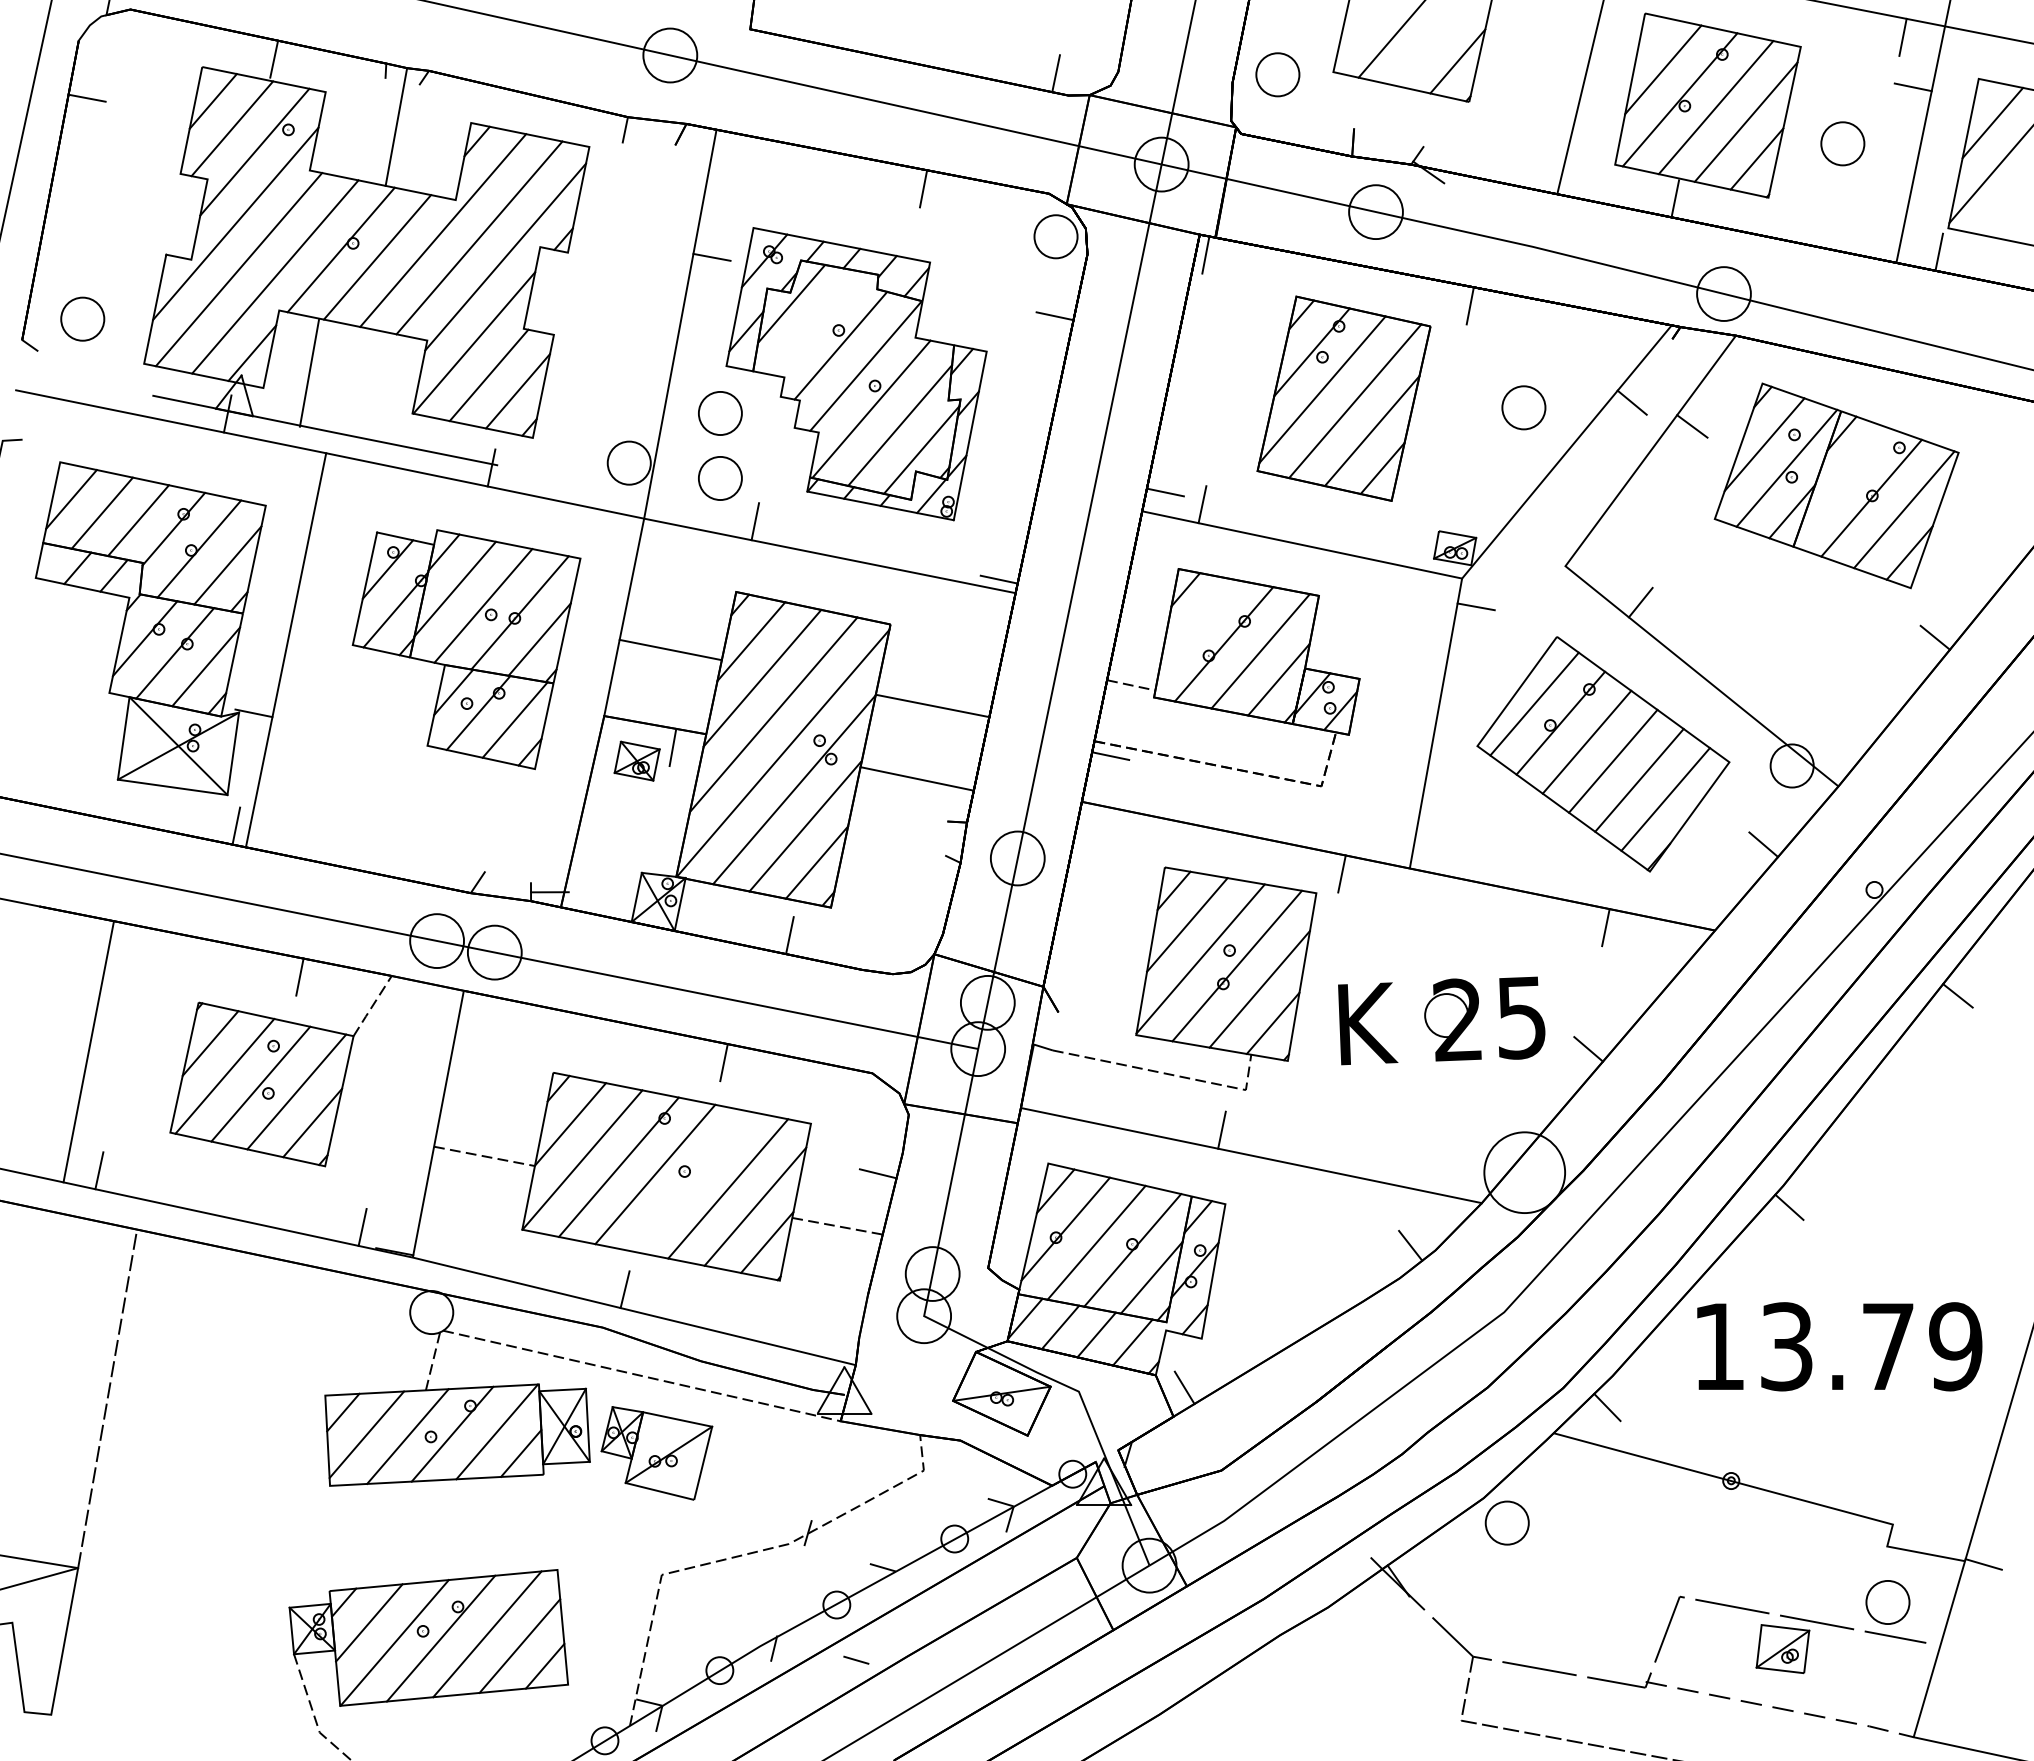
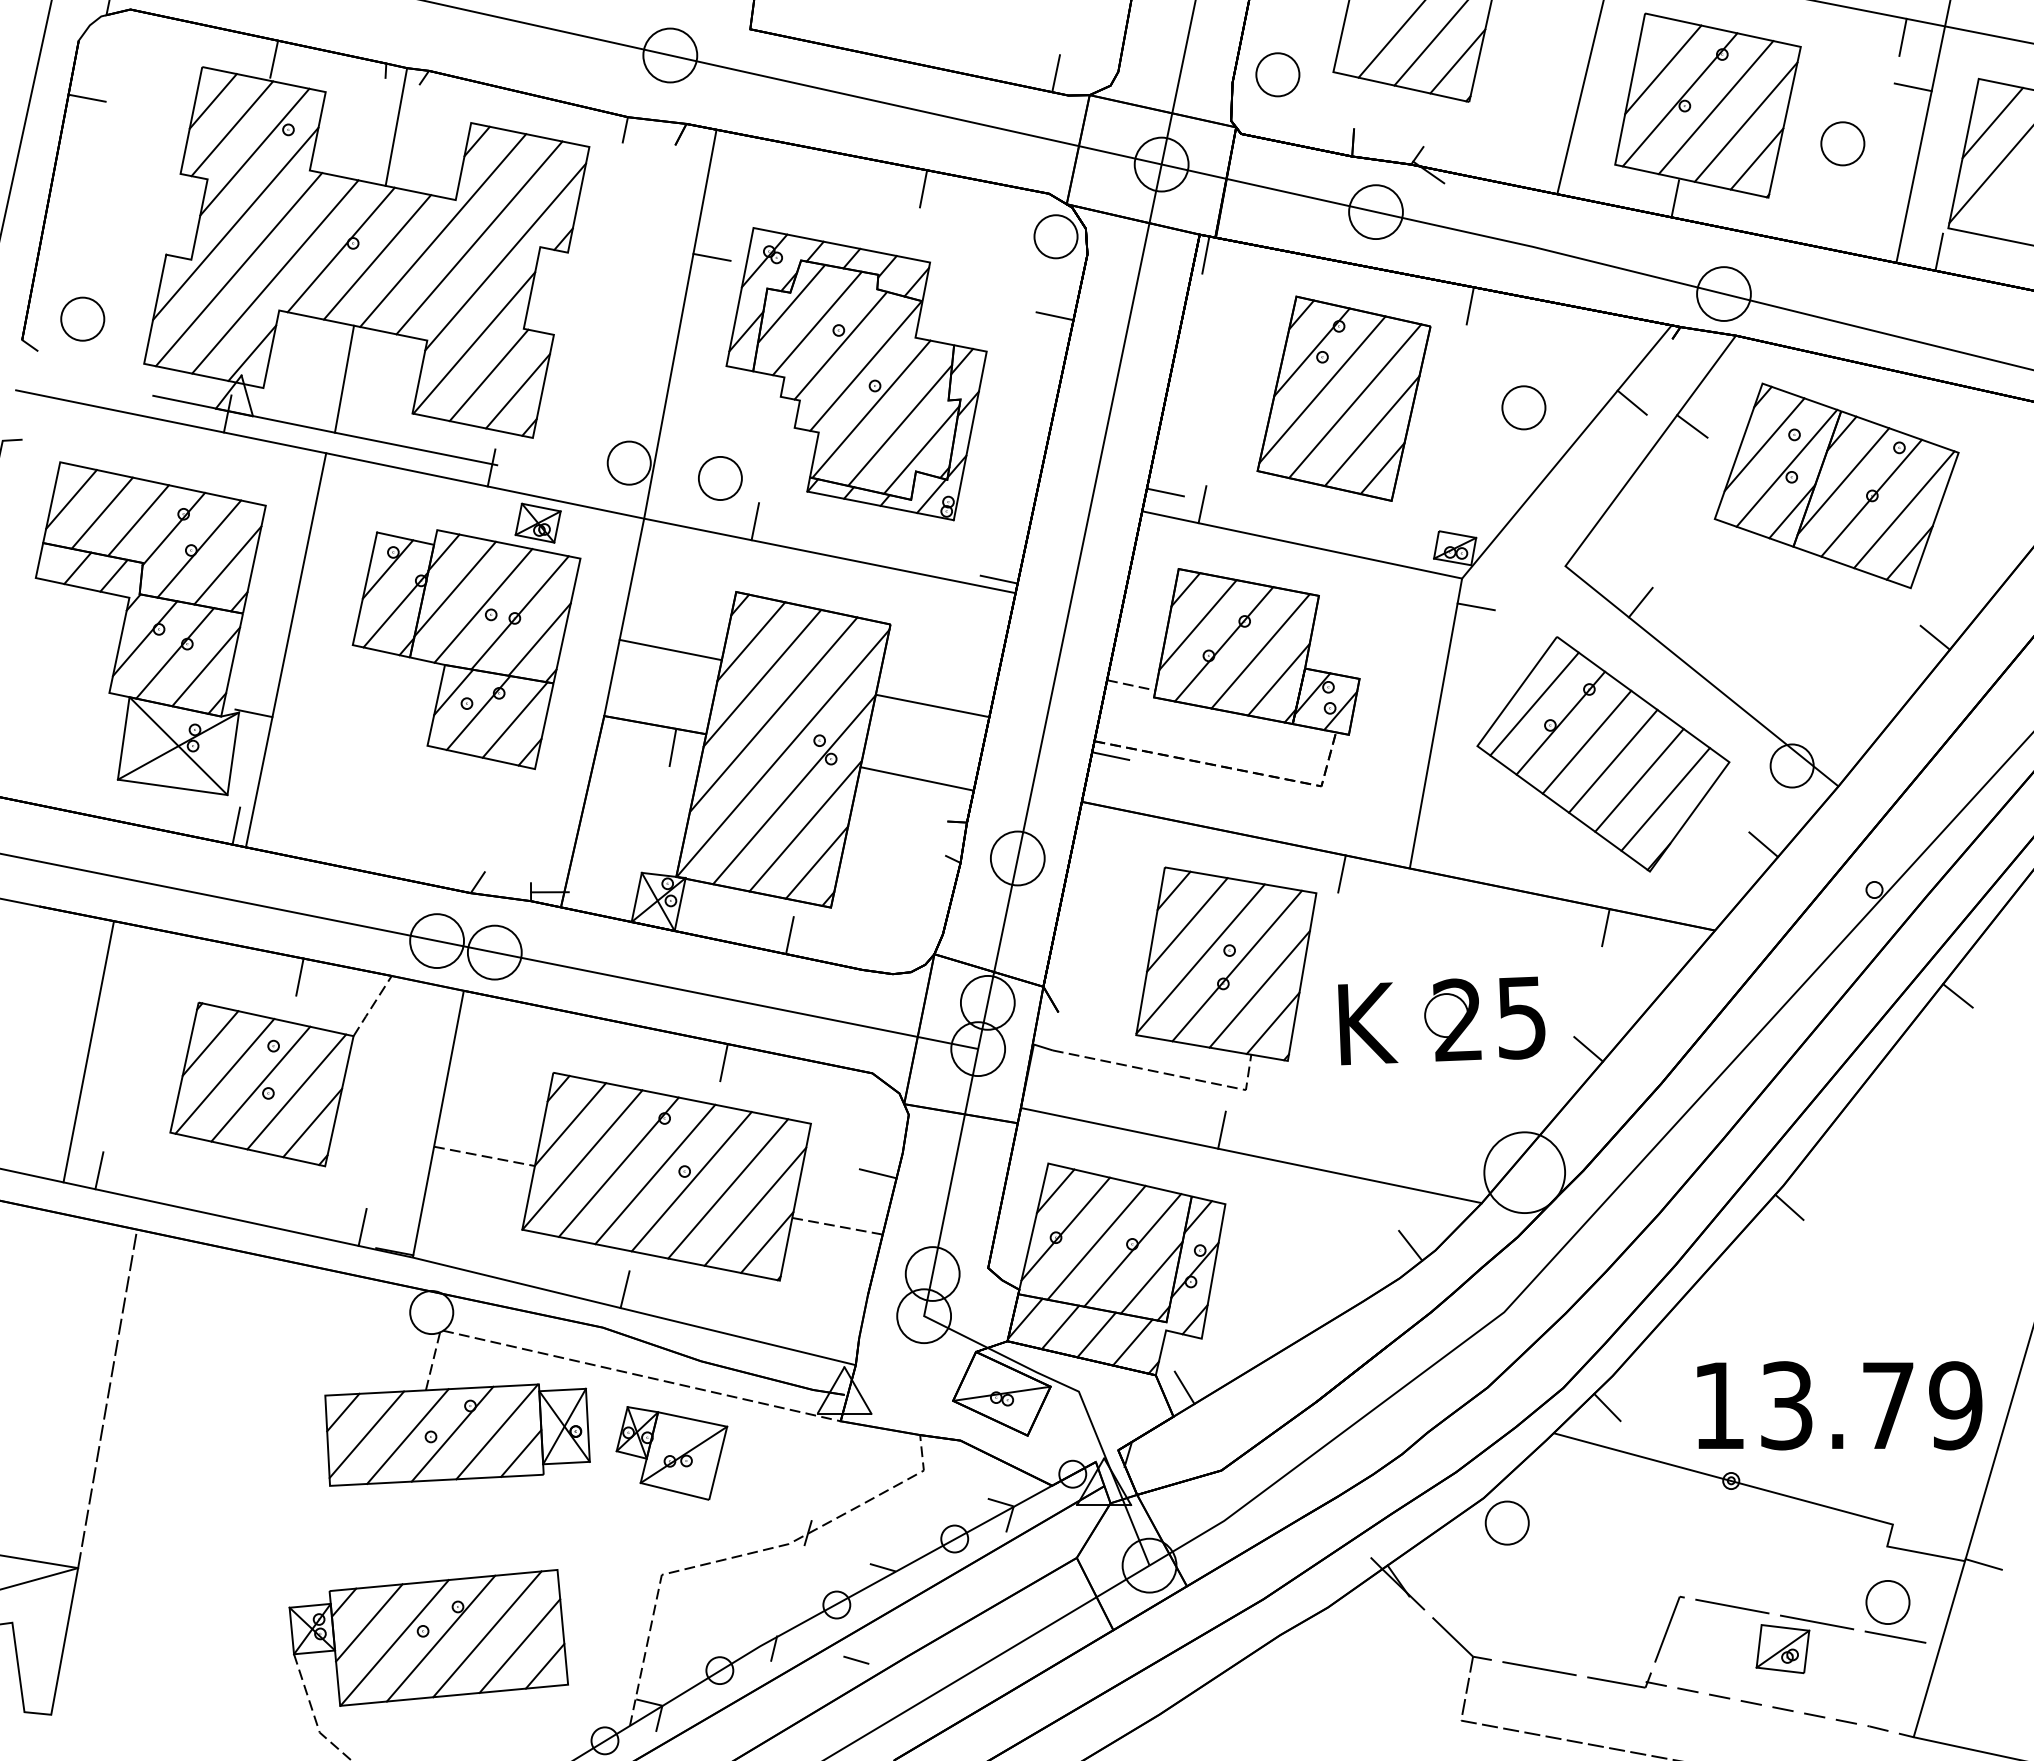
line: none -> present (1429, 43)
line: none -> present (816, 323)
line position: (309, 372) -> (344, 378) (344, 378)
part: present -> none (720, 413)
line: none -> present (1843, 481)
line: none -> present (1197, 625)
part position: (636, 760) -> (537, 522) (537, 522)
line: none -> present (691, 1181)
text position: (1839, 1346) -> (1839, 1405) (1839, 1405)
part position: (656, 1453) -> (671, 1453) (671, 1453)
